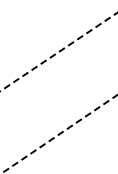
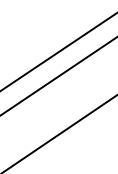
line: dashed -> solid (58, 52)
line: none -> present (58, 76)
line: dashed -> solid (59, 134)
